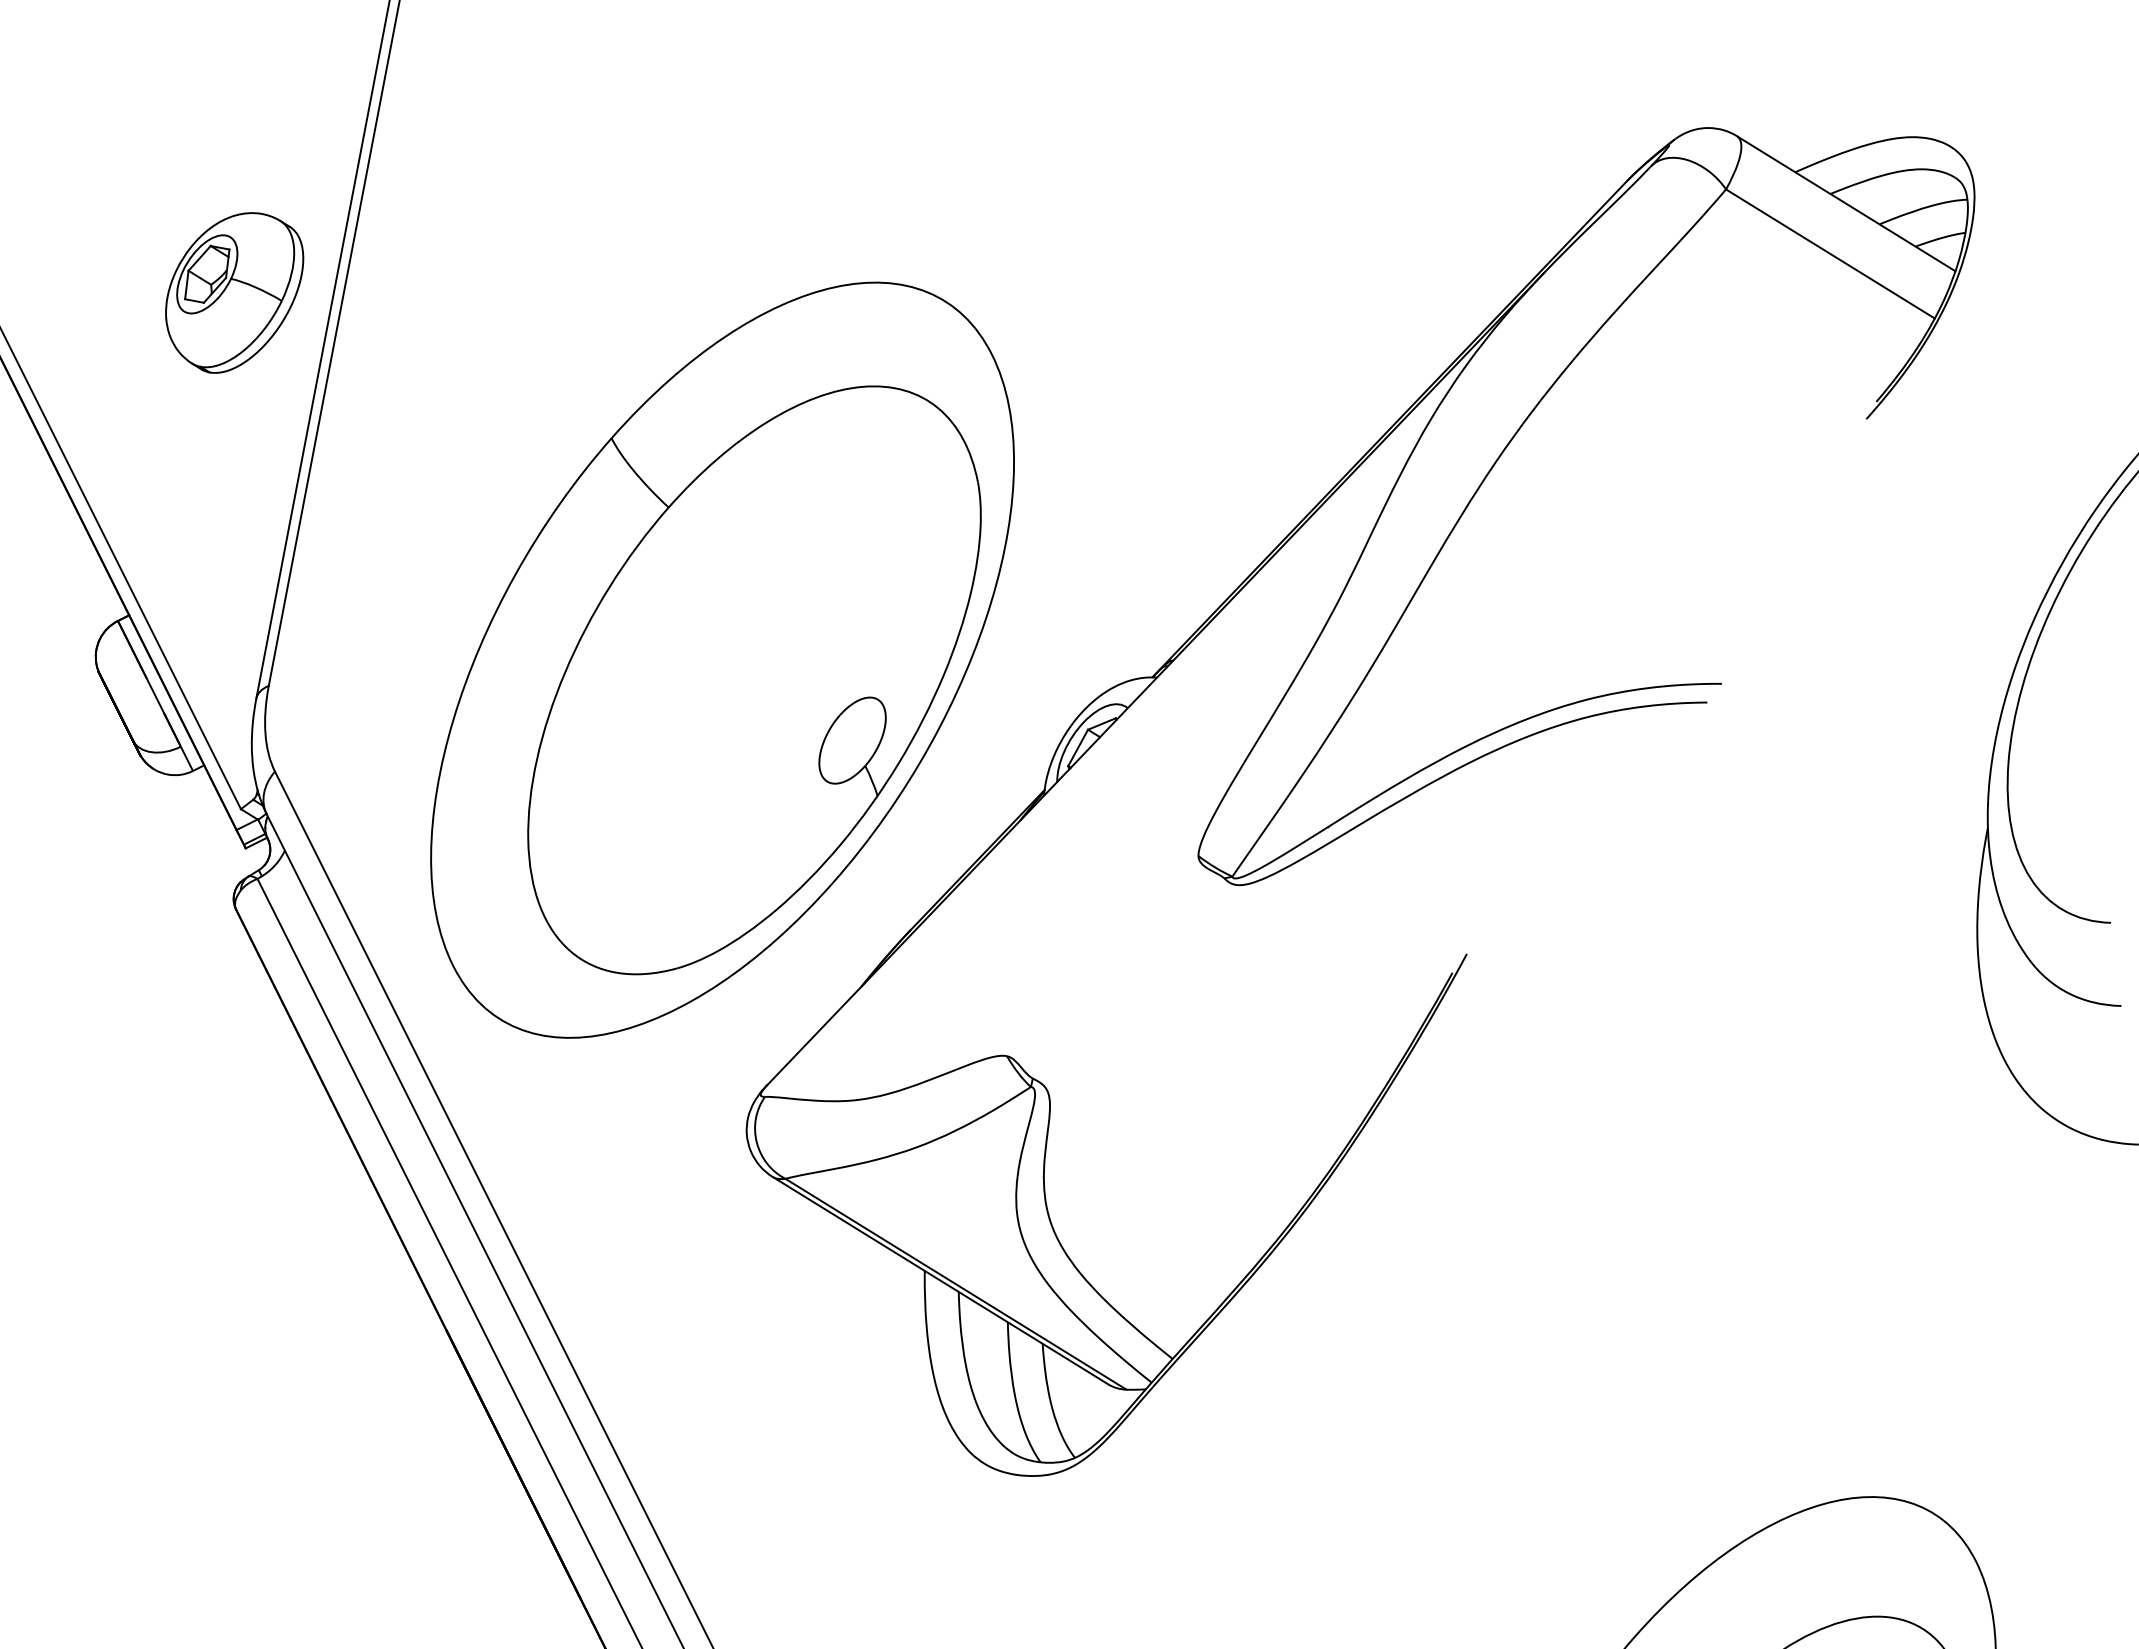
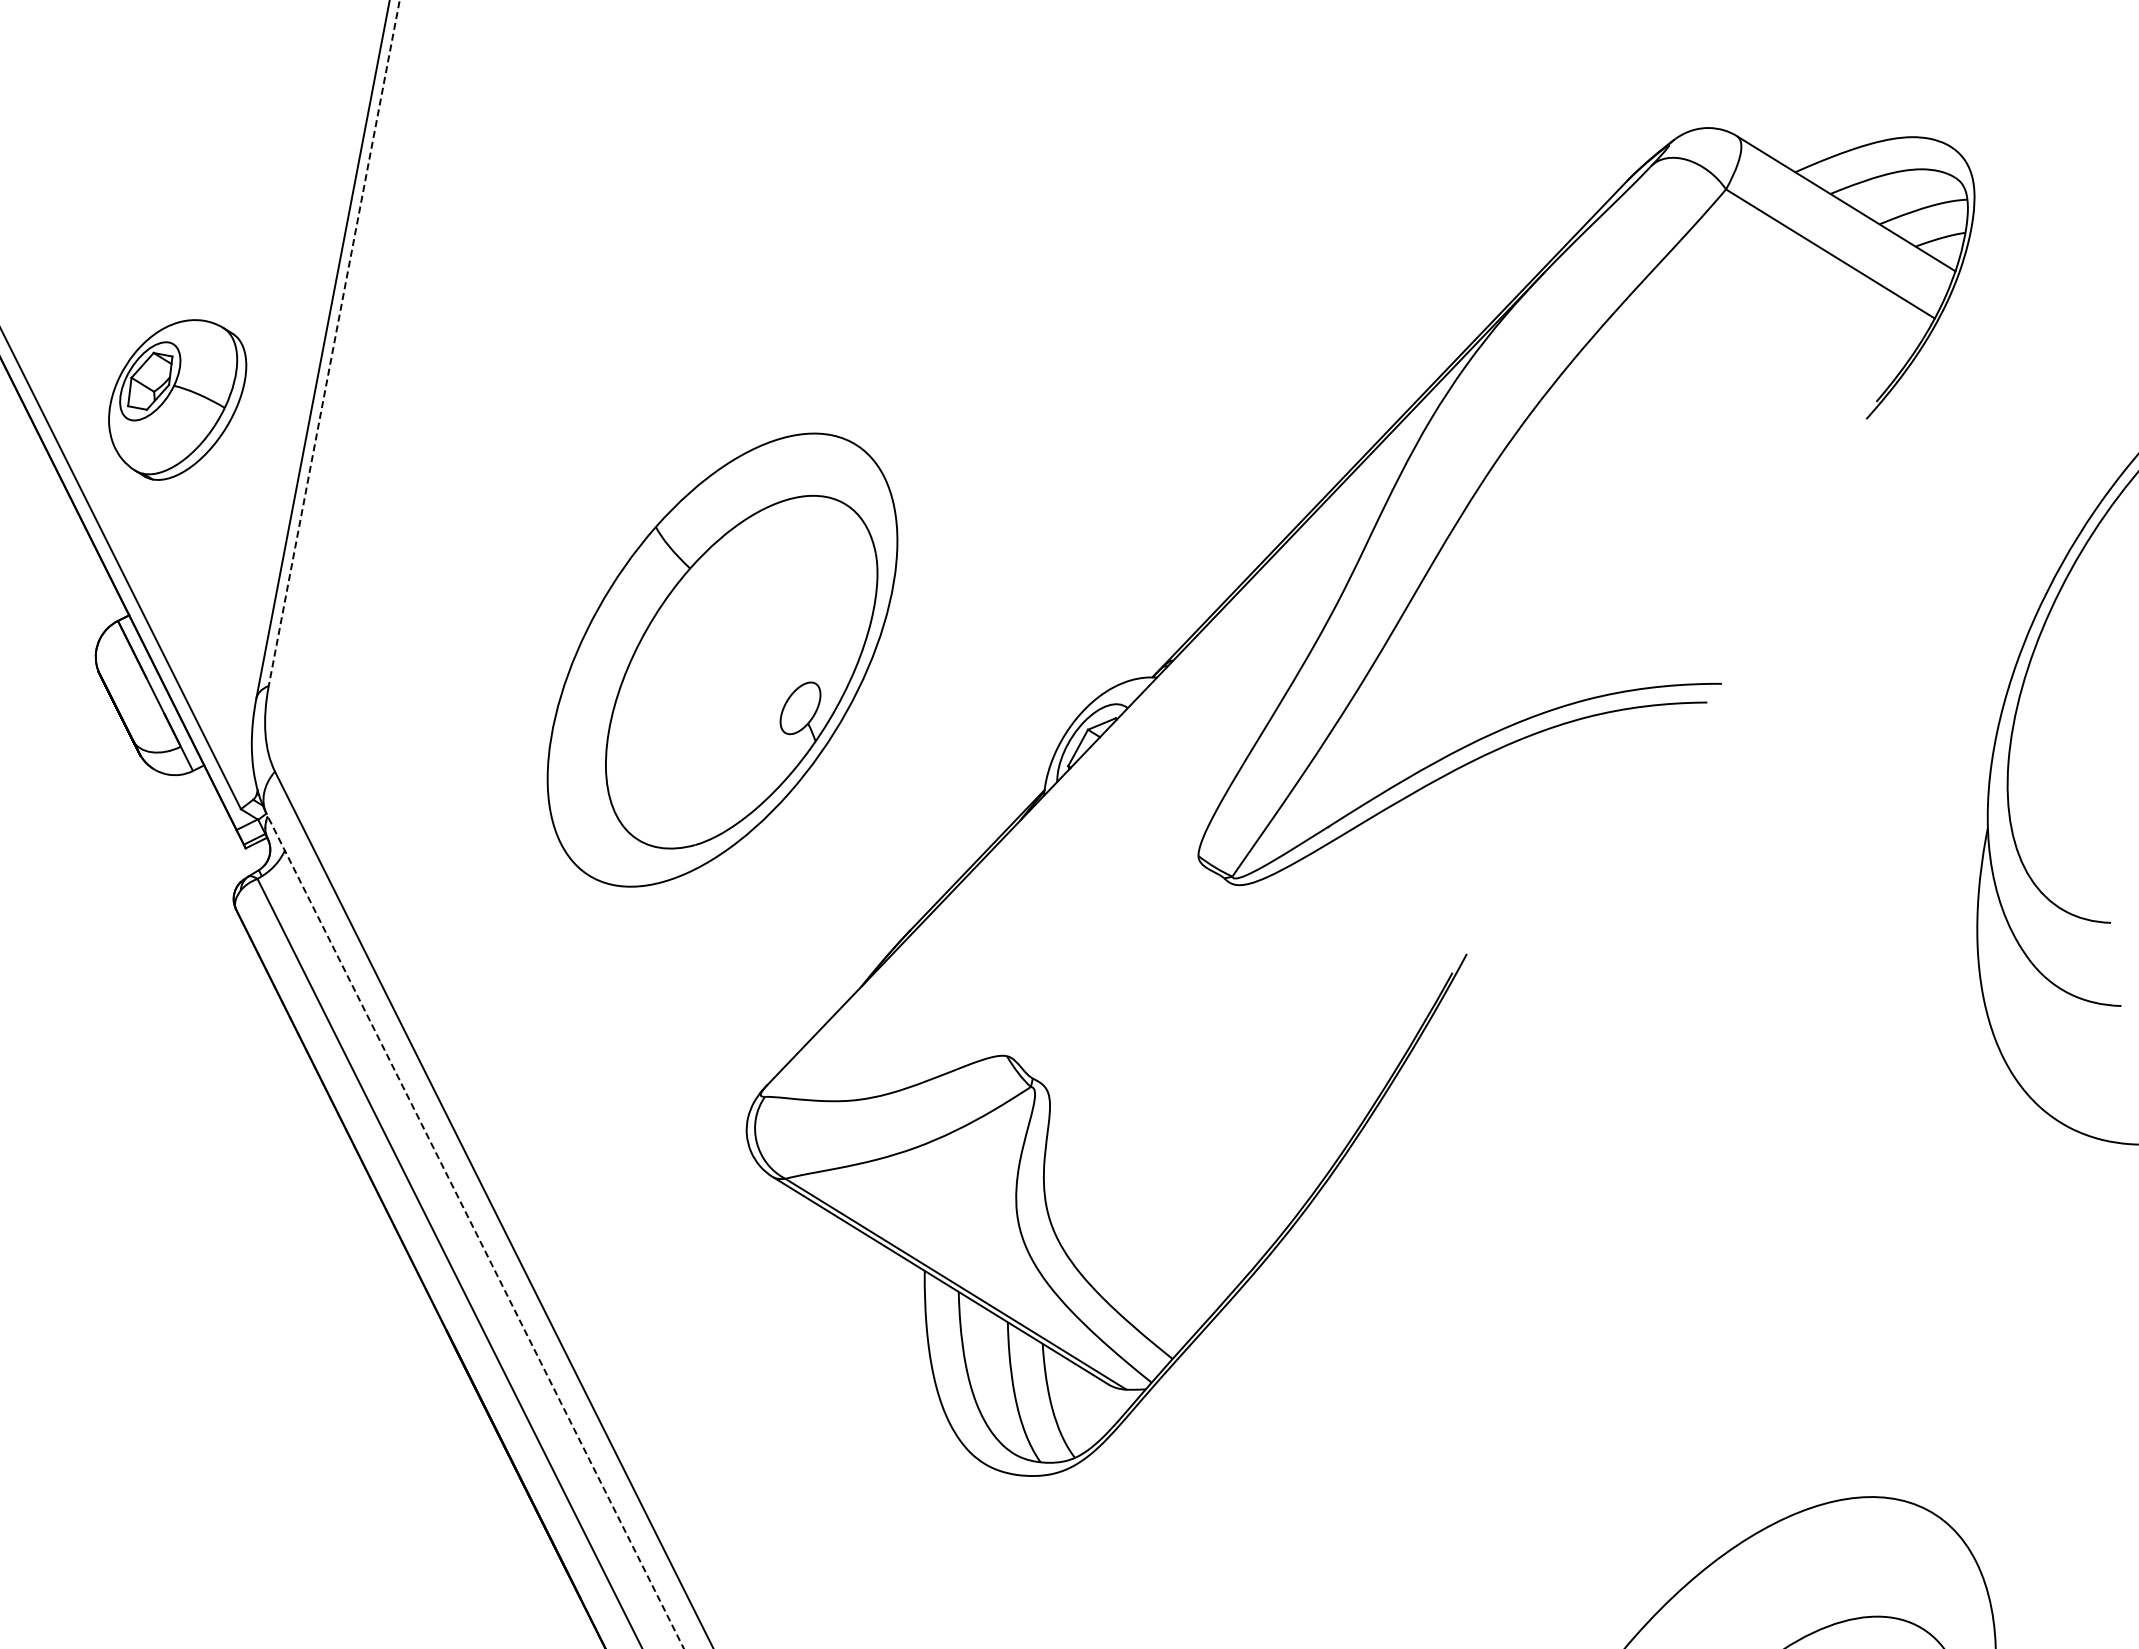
part position: (234, 292) -> (177, 399) (177, 399)
line: solid -> dashed (334, 343)
part size: 585x758 px -> 353x456 px (722, 659)
line: solid -> dashed (475, 1231)
